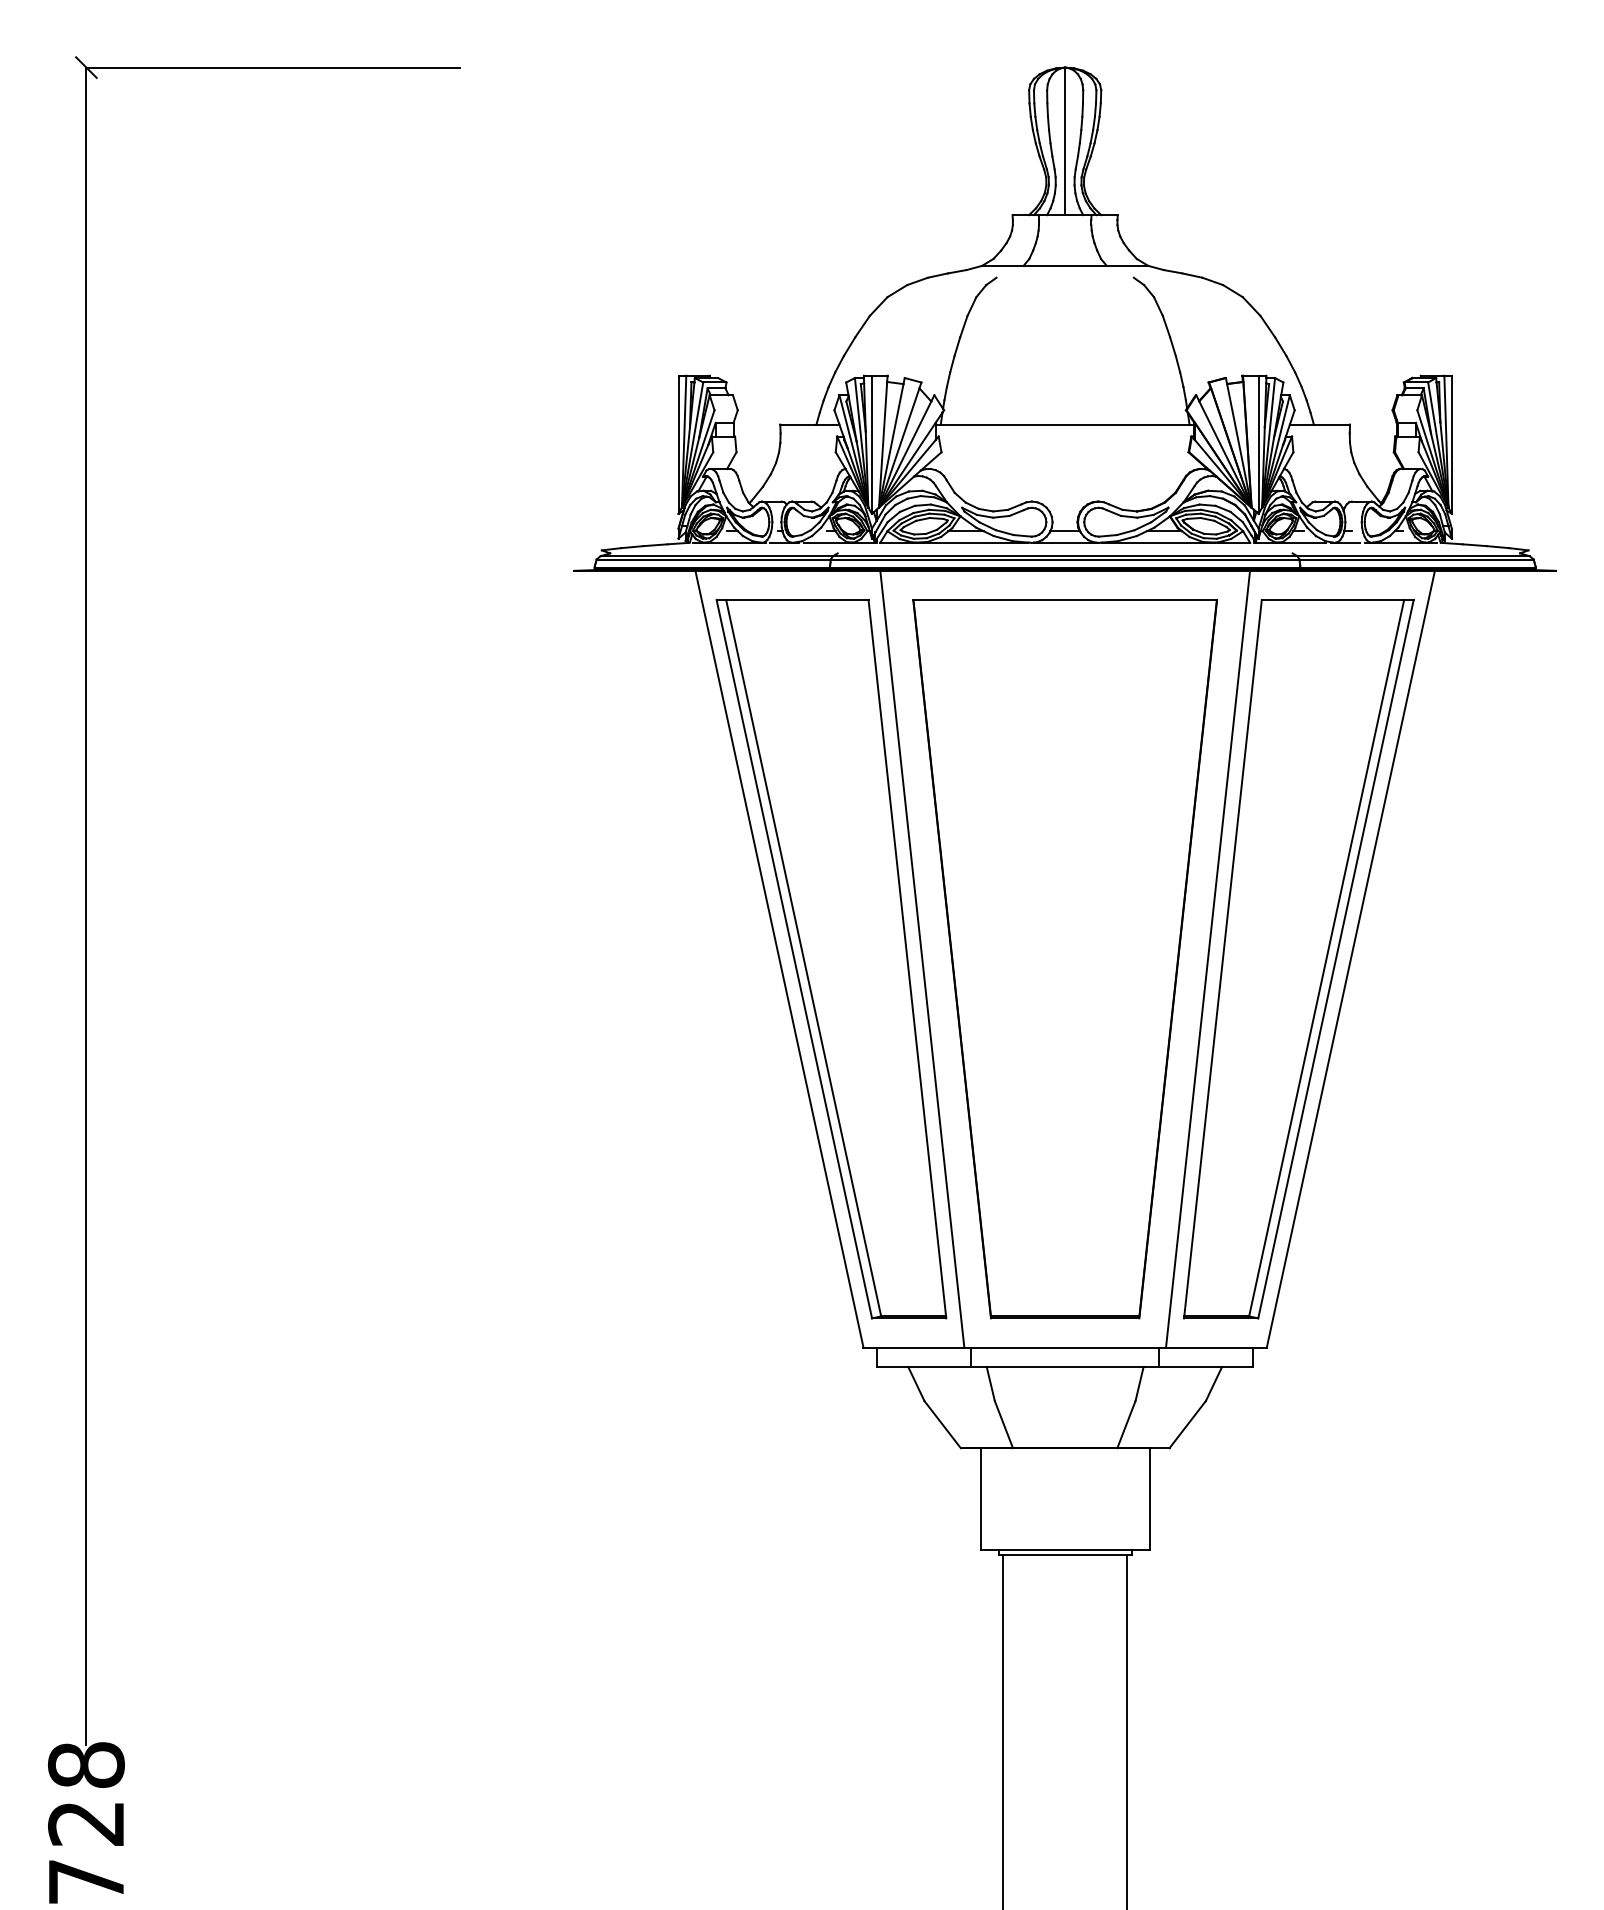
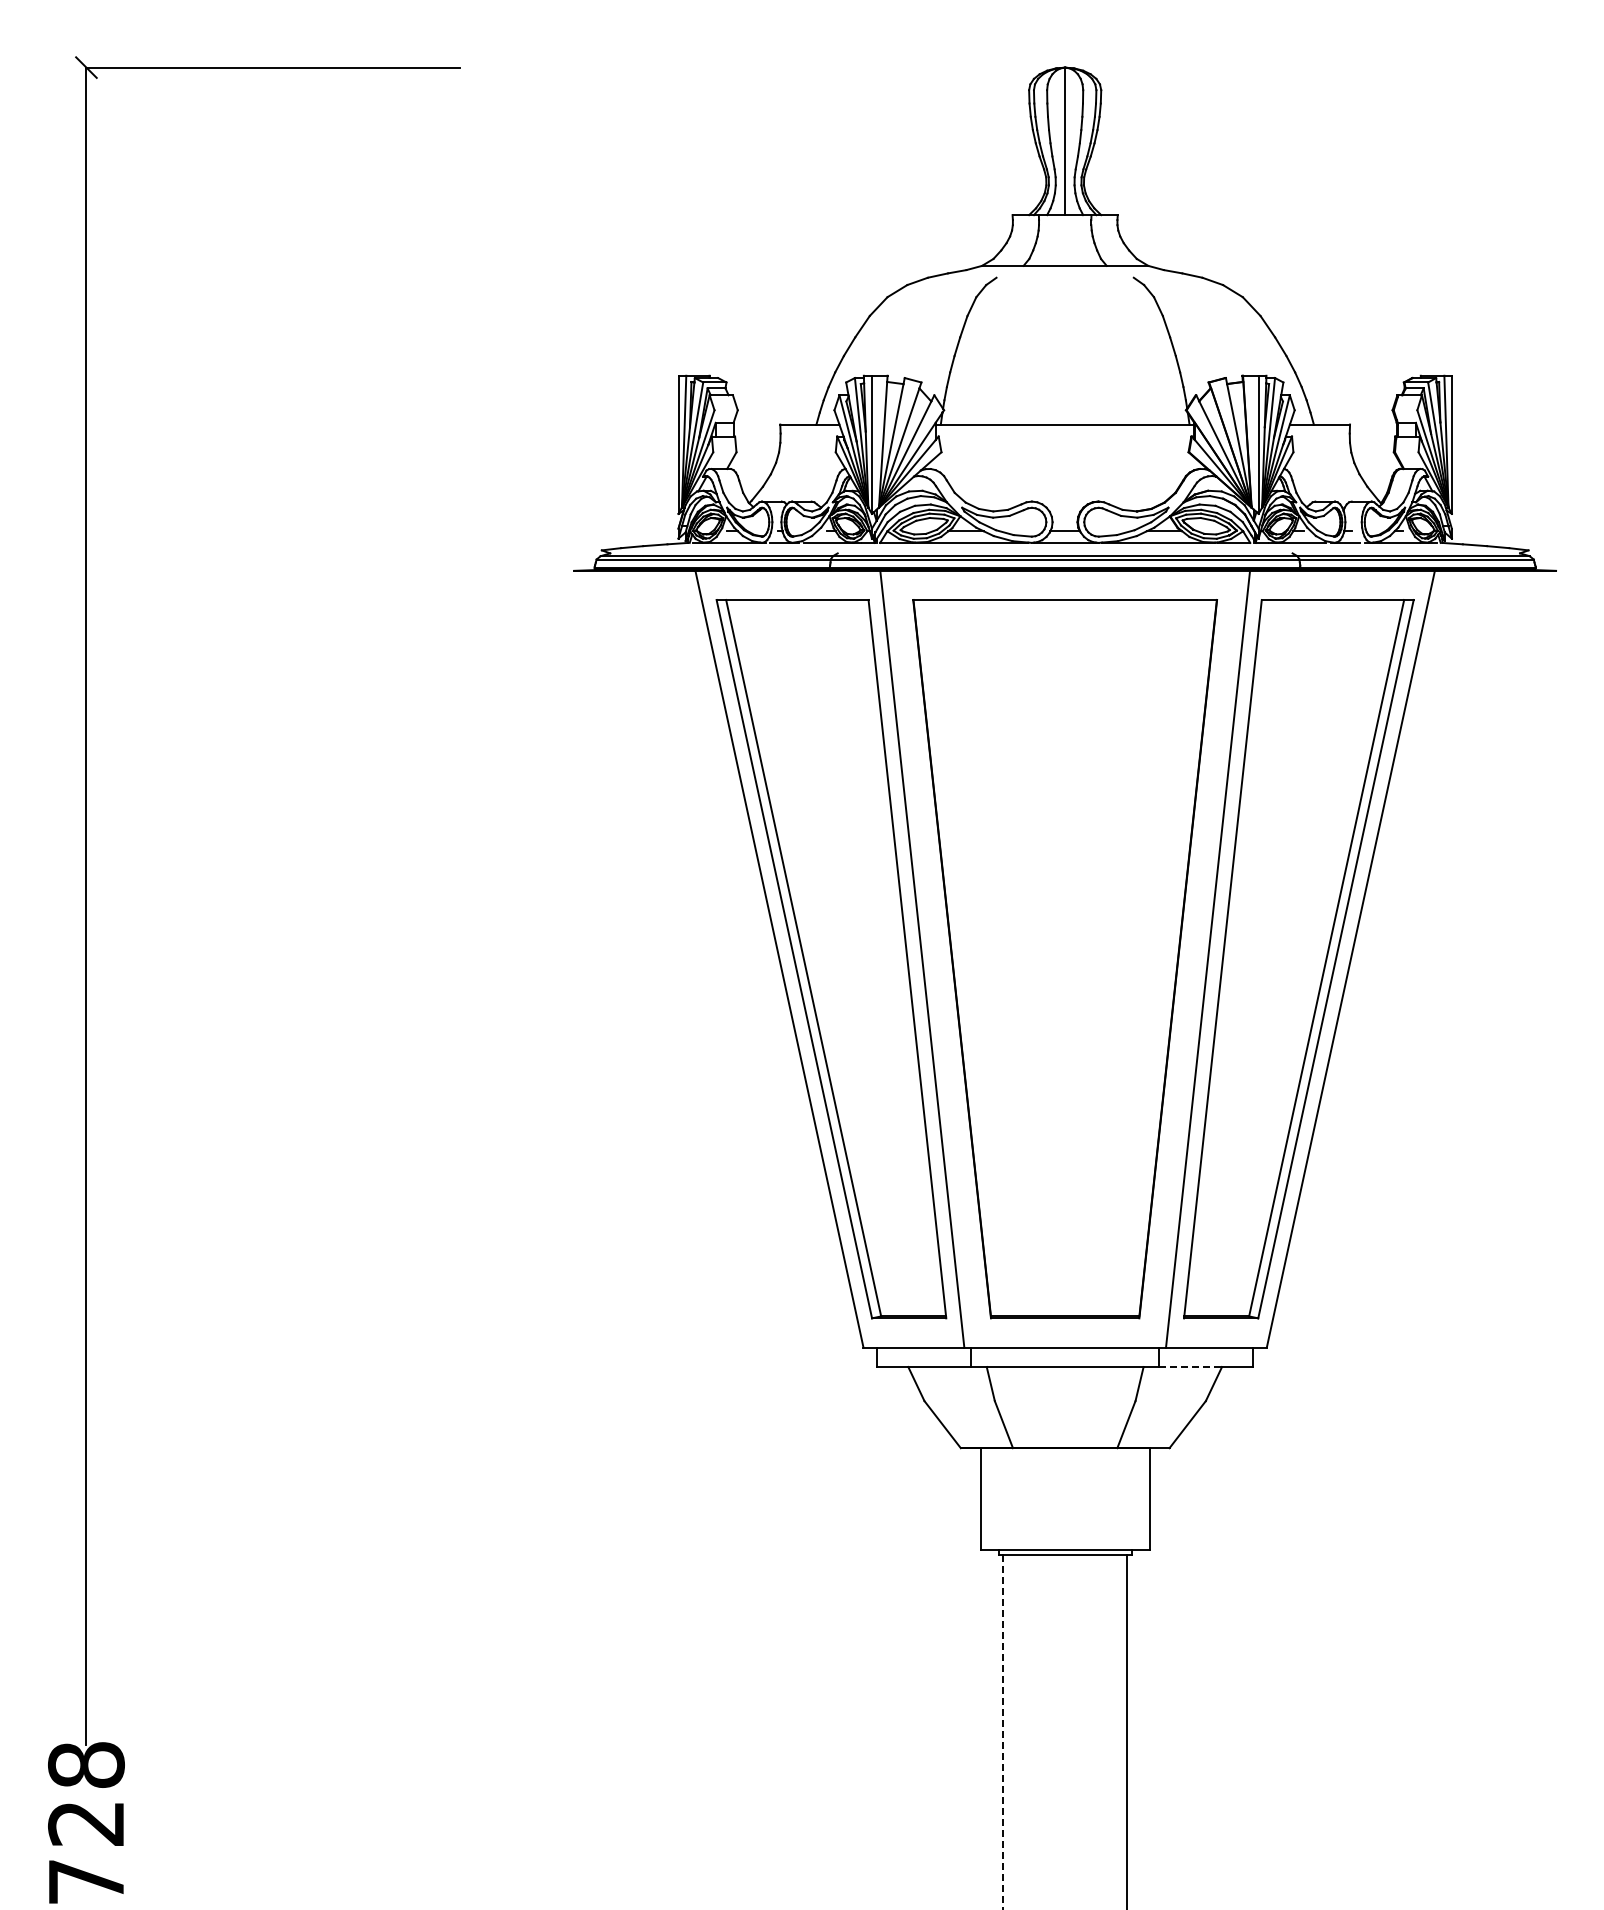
line: solid -> dashed (1191, 1367)
line: solid -> dashed (1003, 1733)
